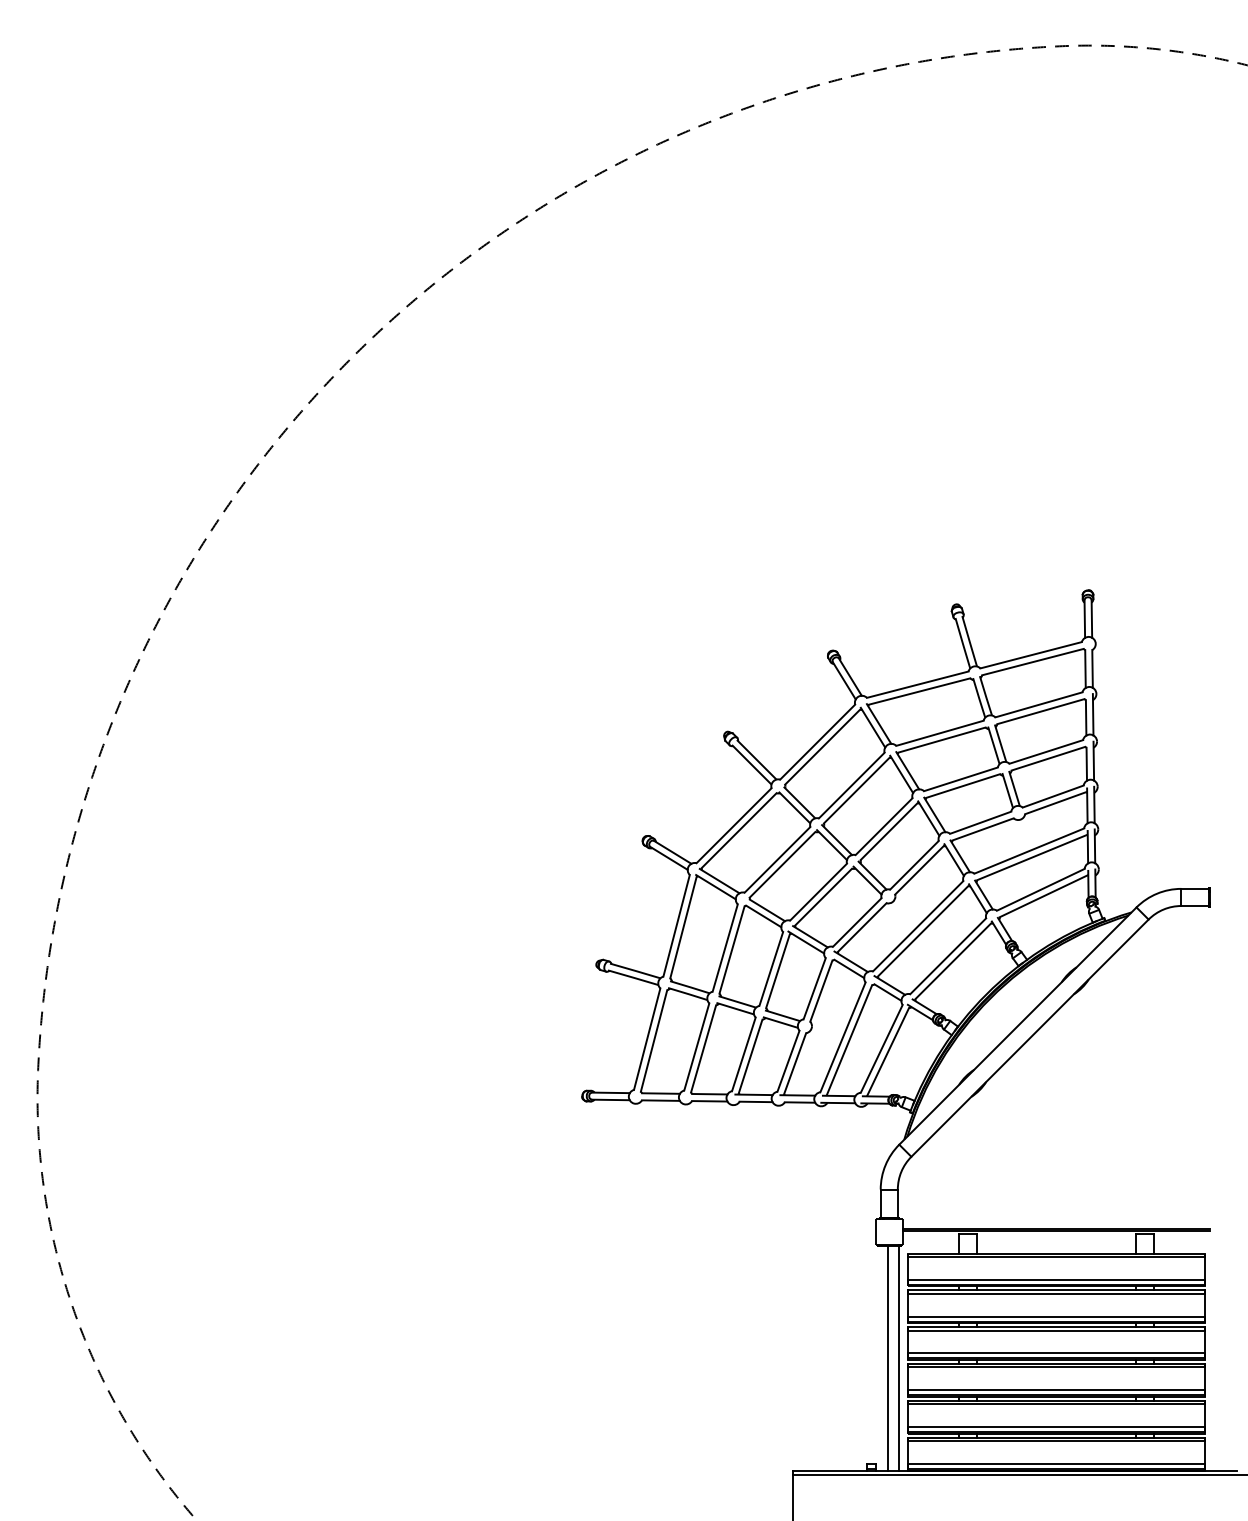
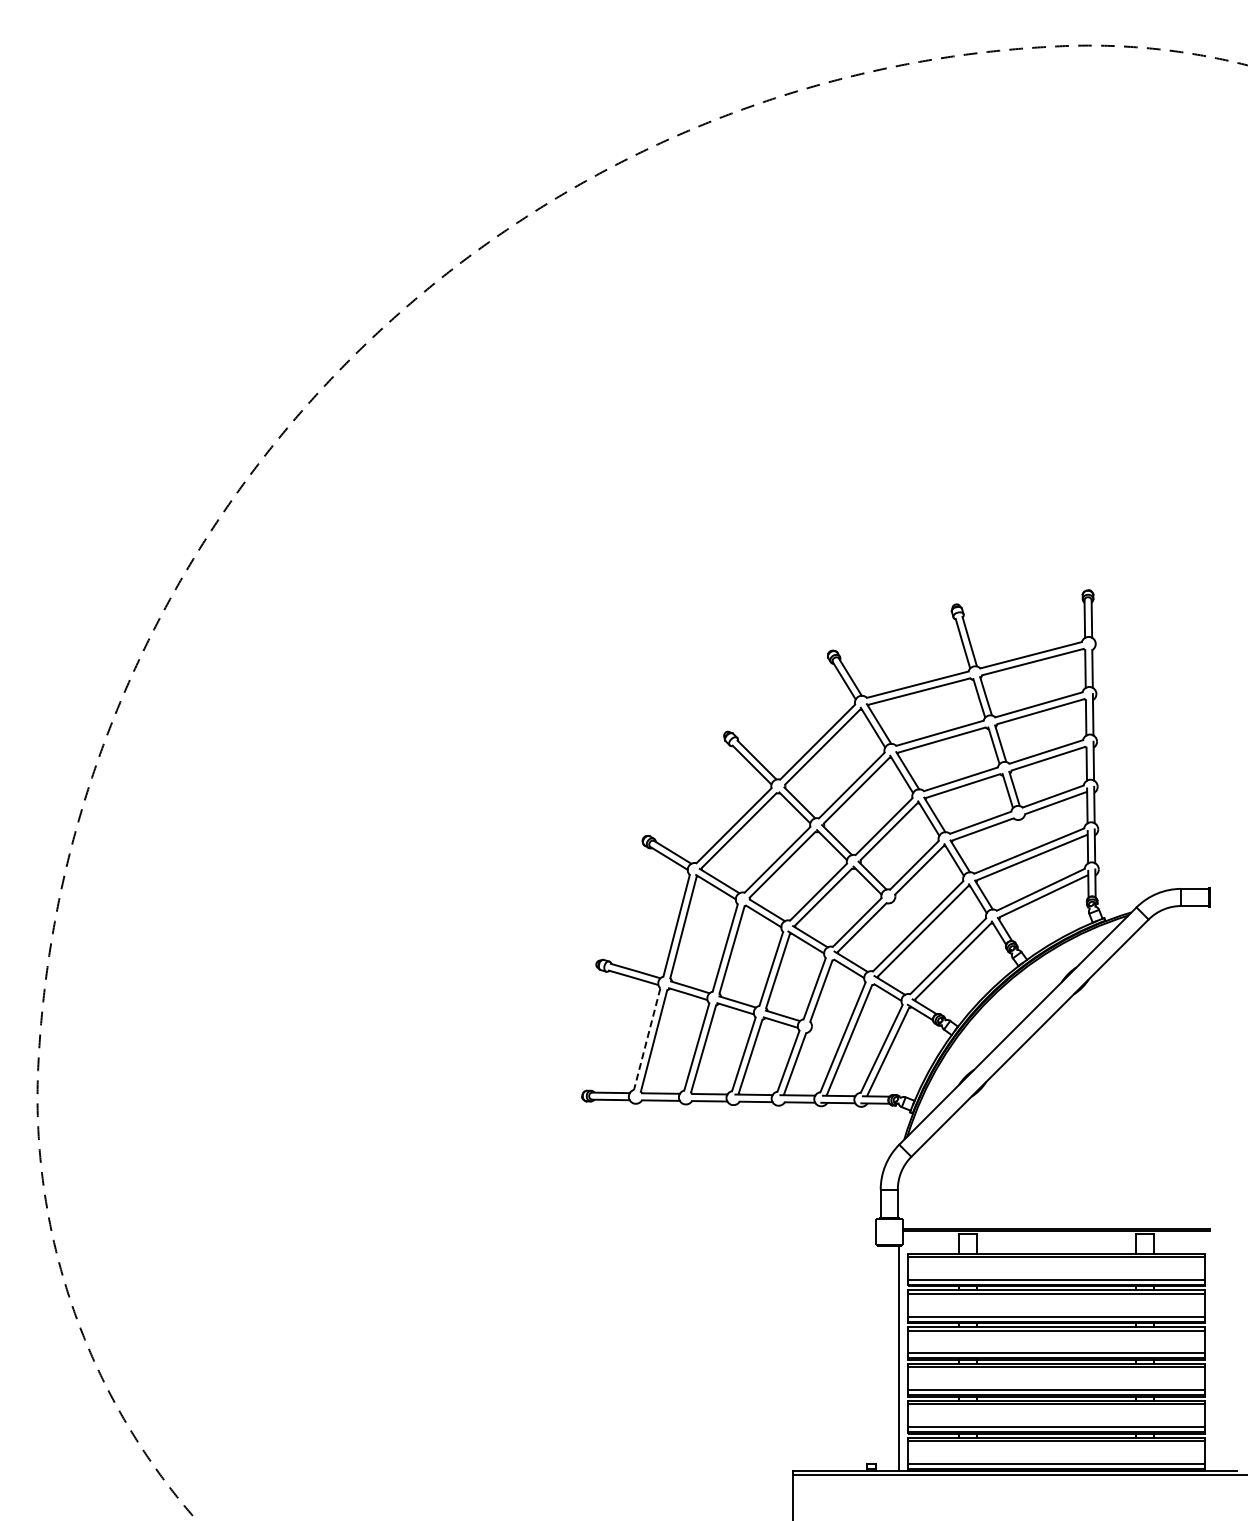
line: solid -> dashed (647, 1039)
line: present -> none (888, 1358)
